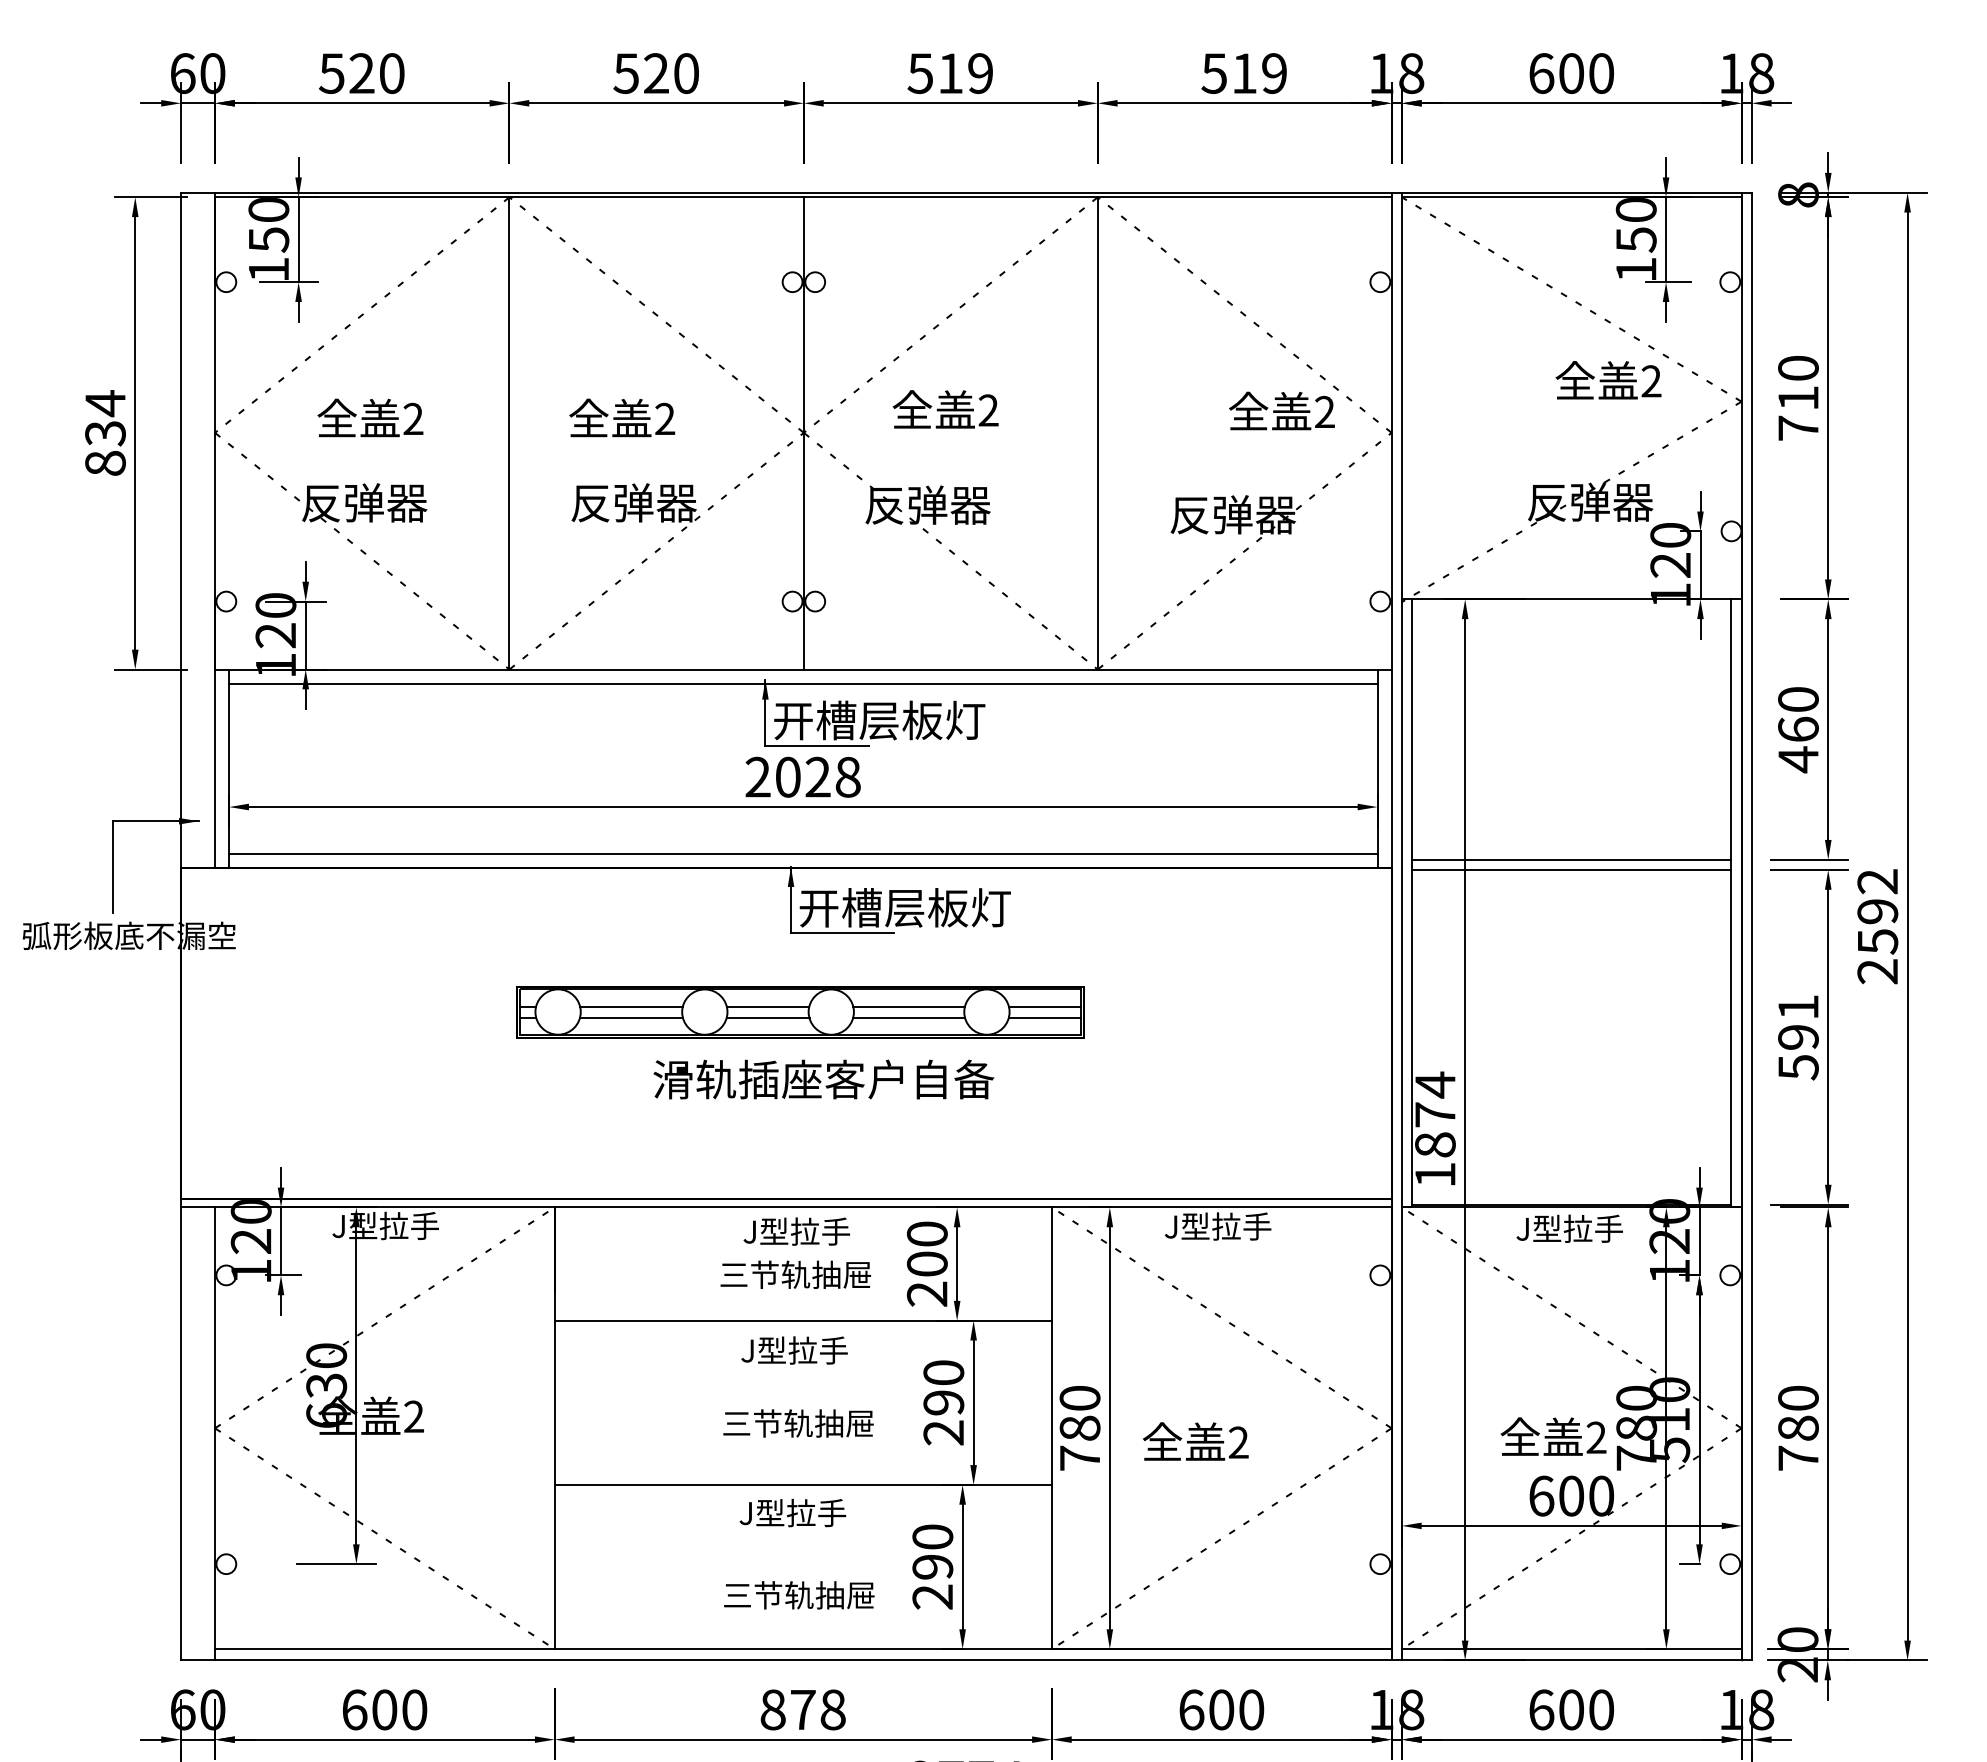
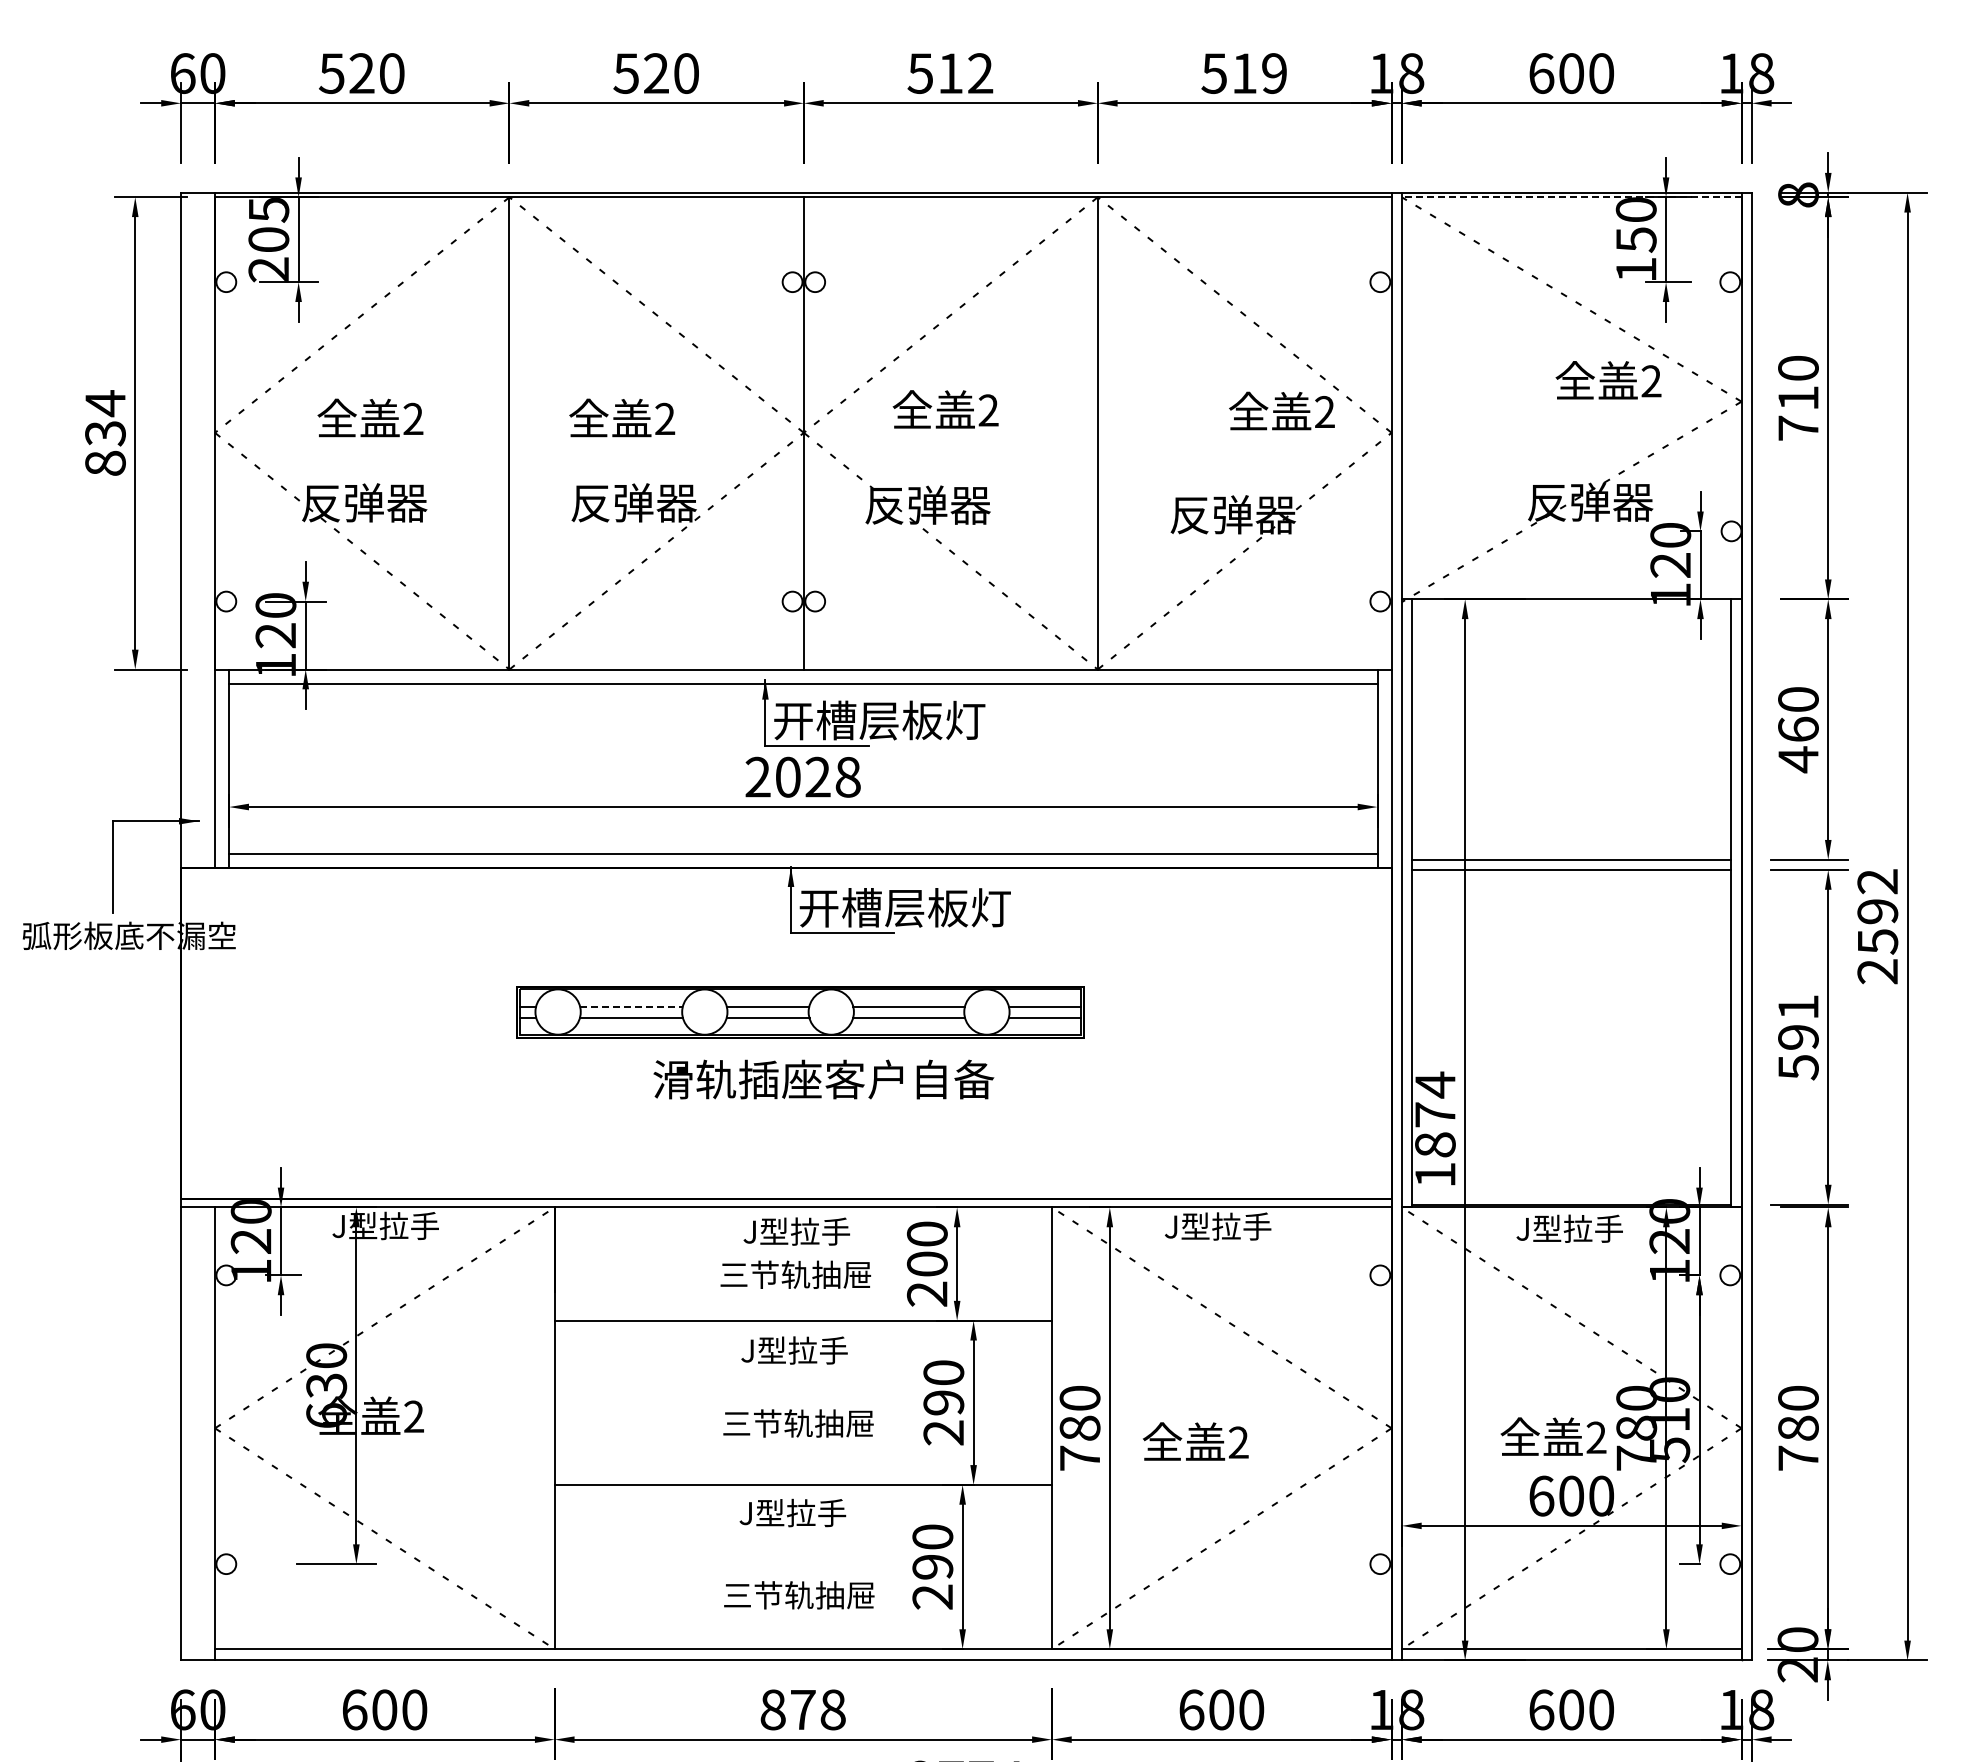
text: 519 -> 512 (980, 73)
line: solid -> dashed (1571, 197)
text: 150 -> 205 (268, 240)
line: solid -> dashed (631, 1006)
